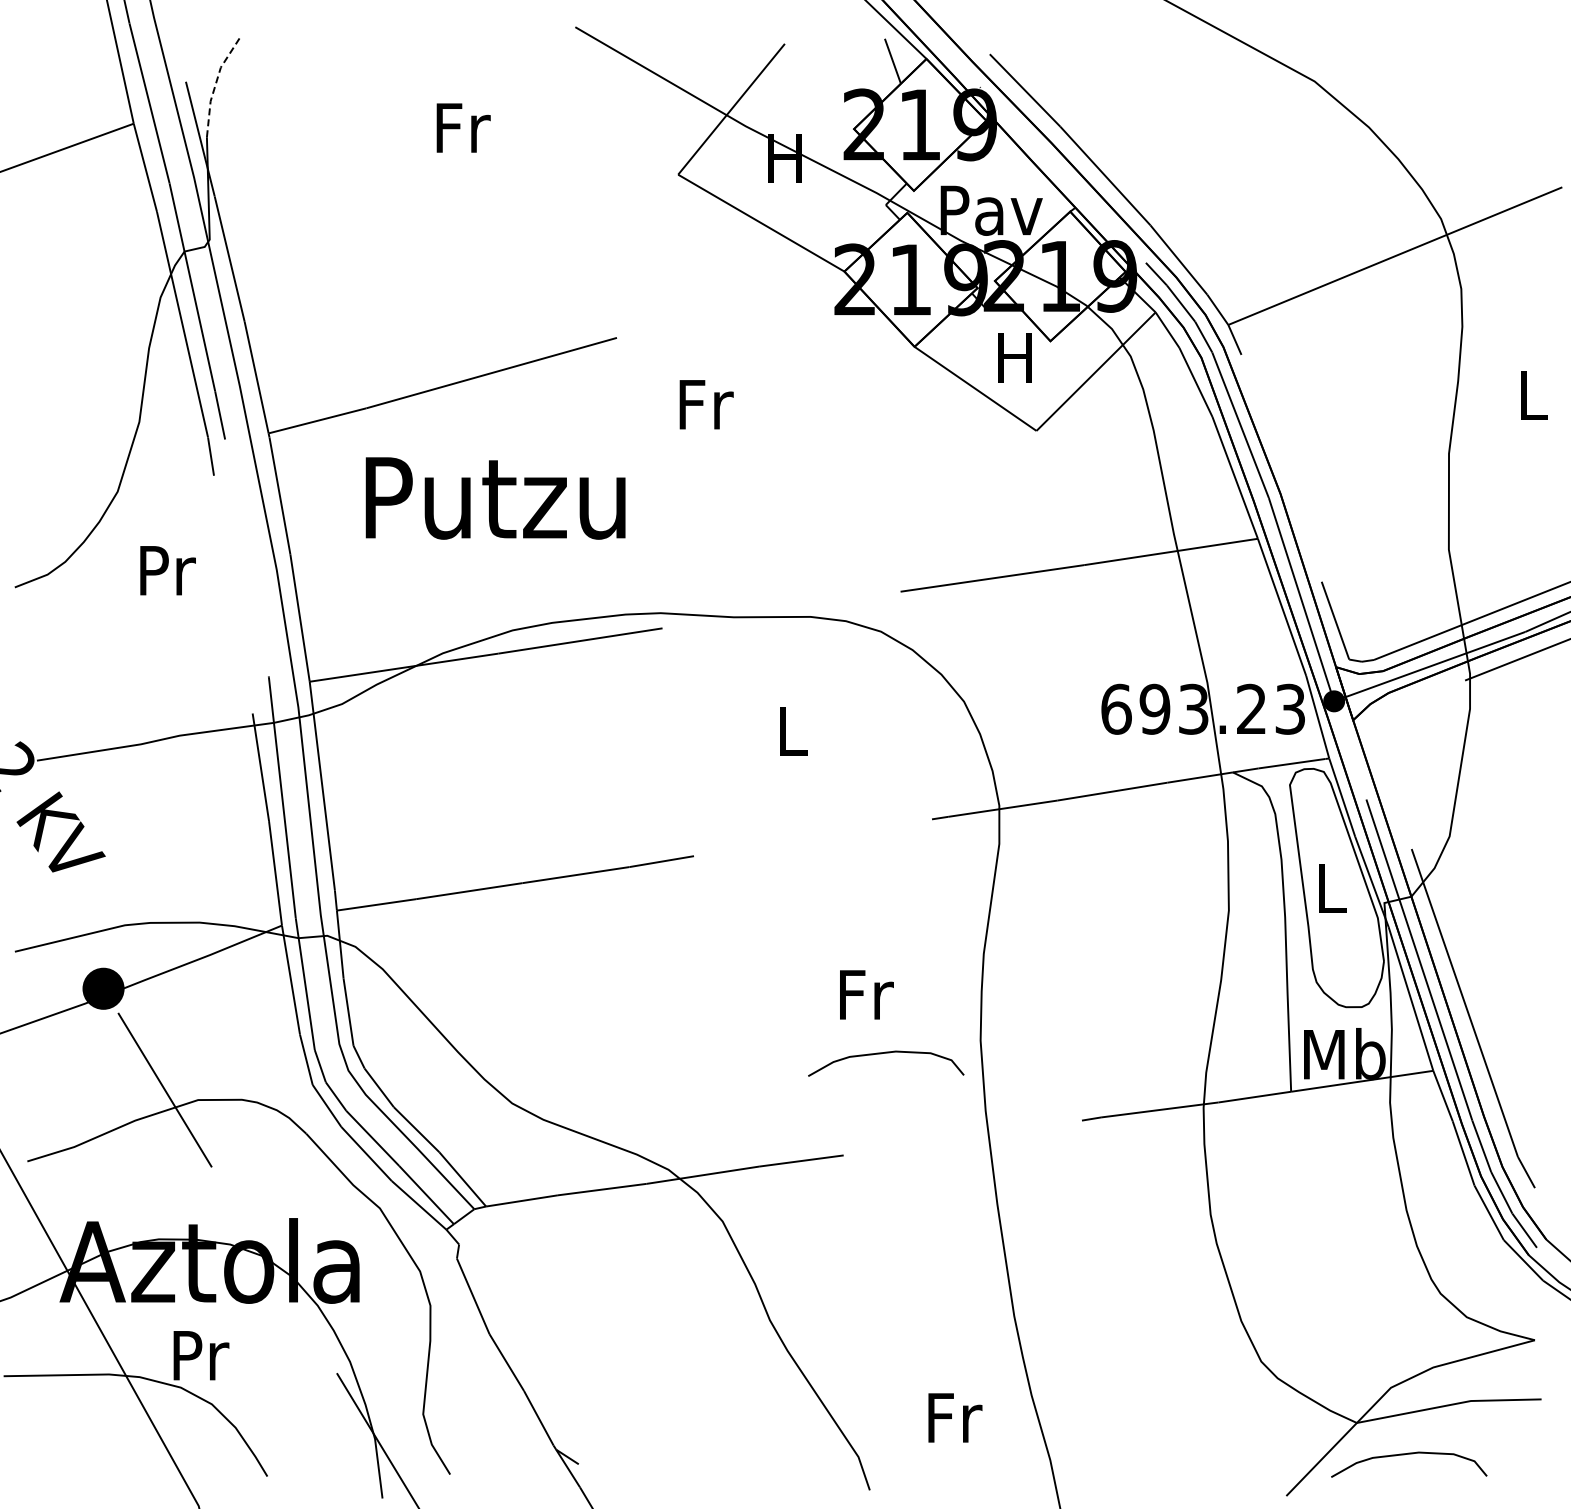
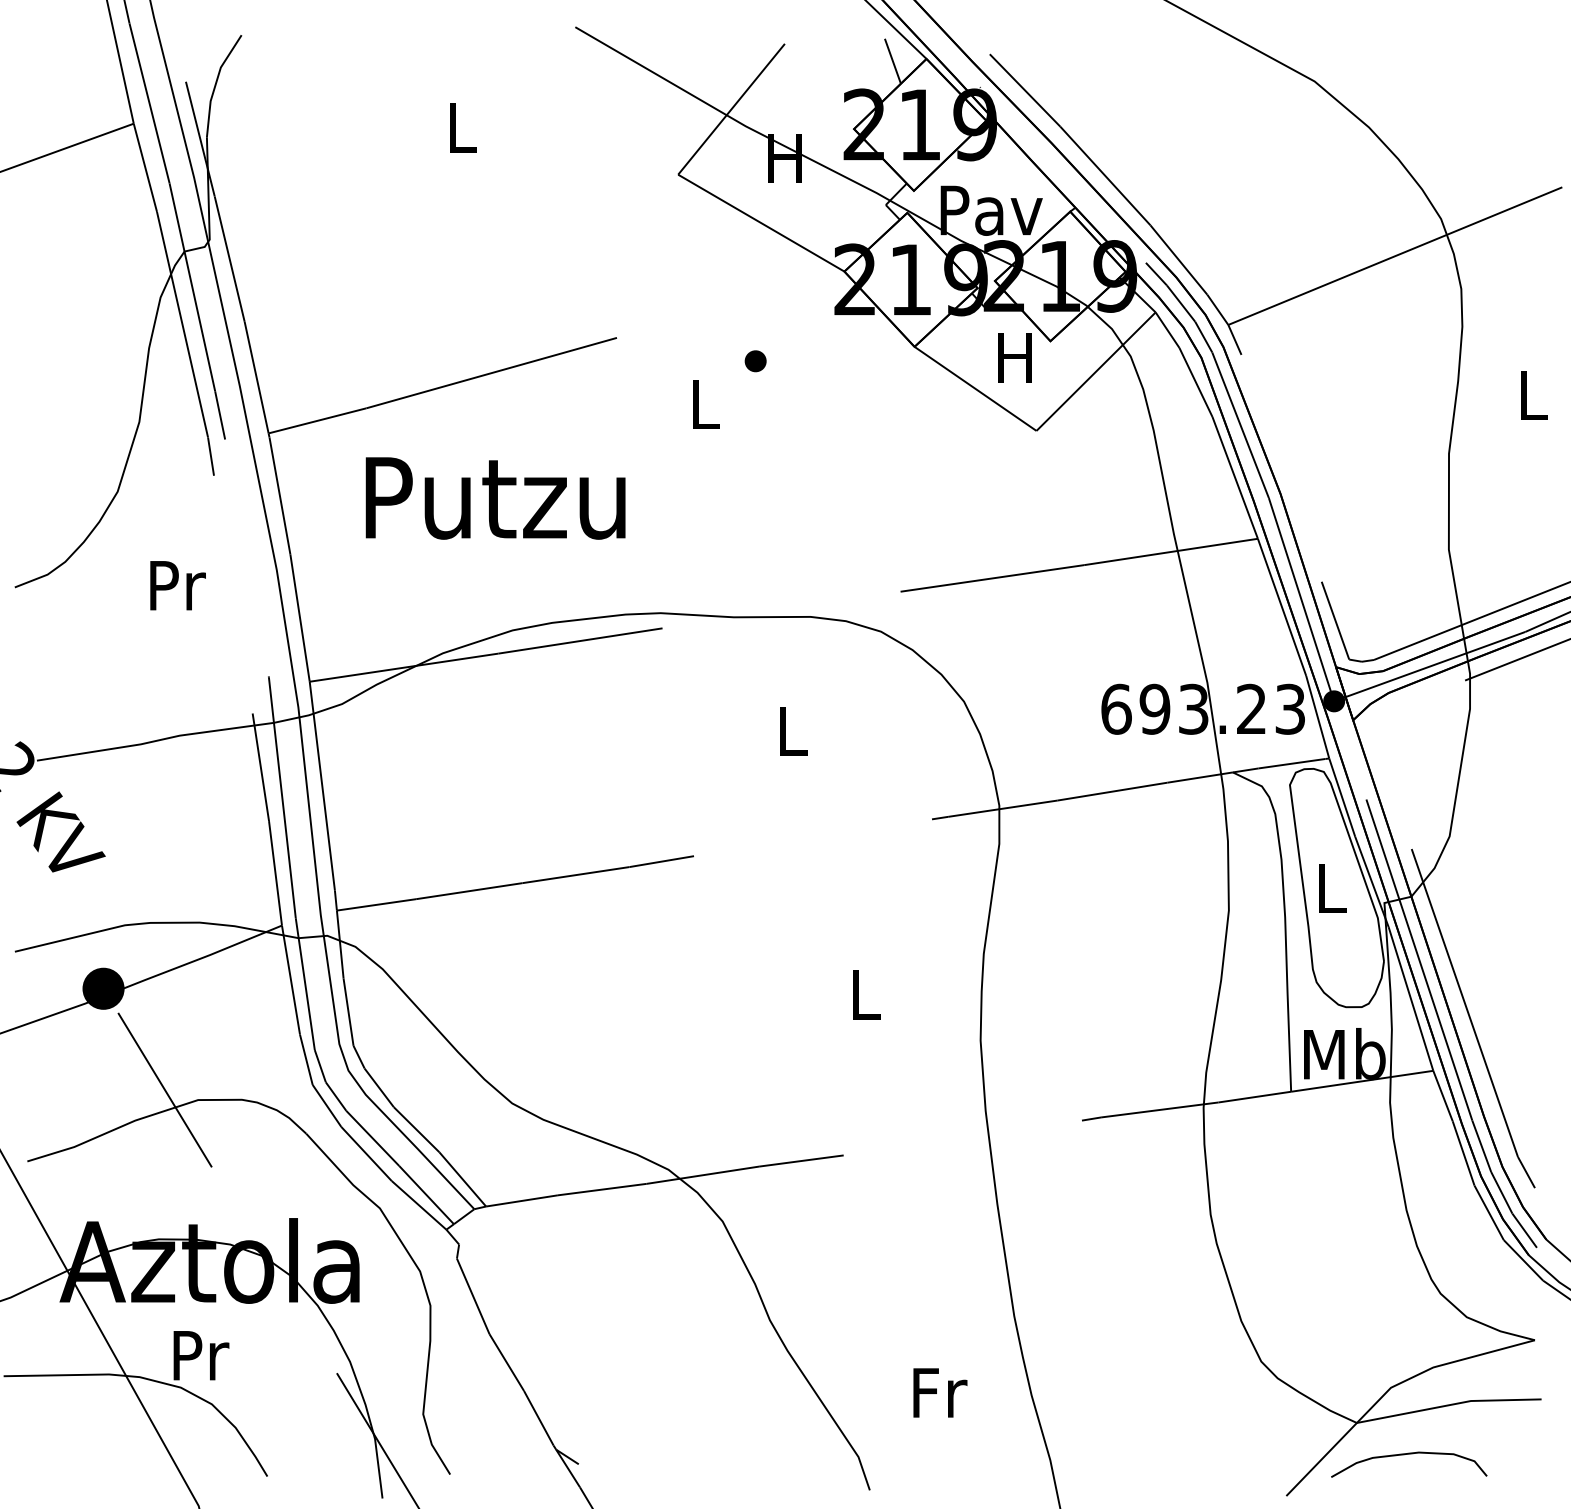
line: dashed -> solid (216, 83)
text: Fr -> L (463, 127)
part: none -> present (755, 361)
text: Fr -> L (706, 404)
text position: (167, 570) -> (177, 585) (177, 585)
text: Fr -> L (866, 994)
curve: present -> none (886, 1053)
text position: (955, 1417) -> (940, 1392) (940, 1392)
